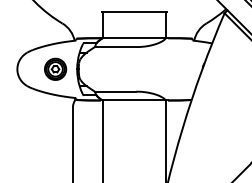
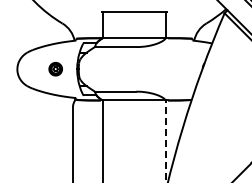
part size: 24x24 px -> 15x15 px (55, 69)
line: solid -> dashed (165, 140)
